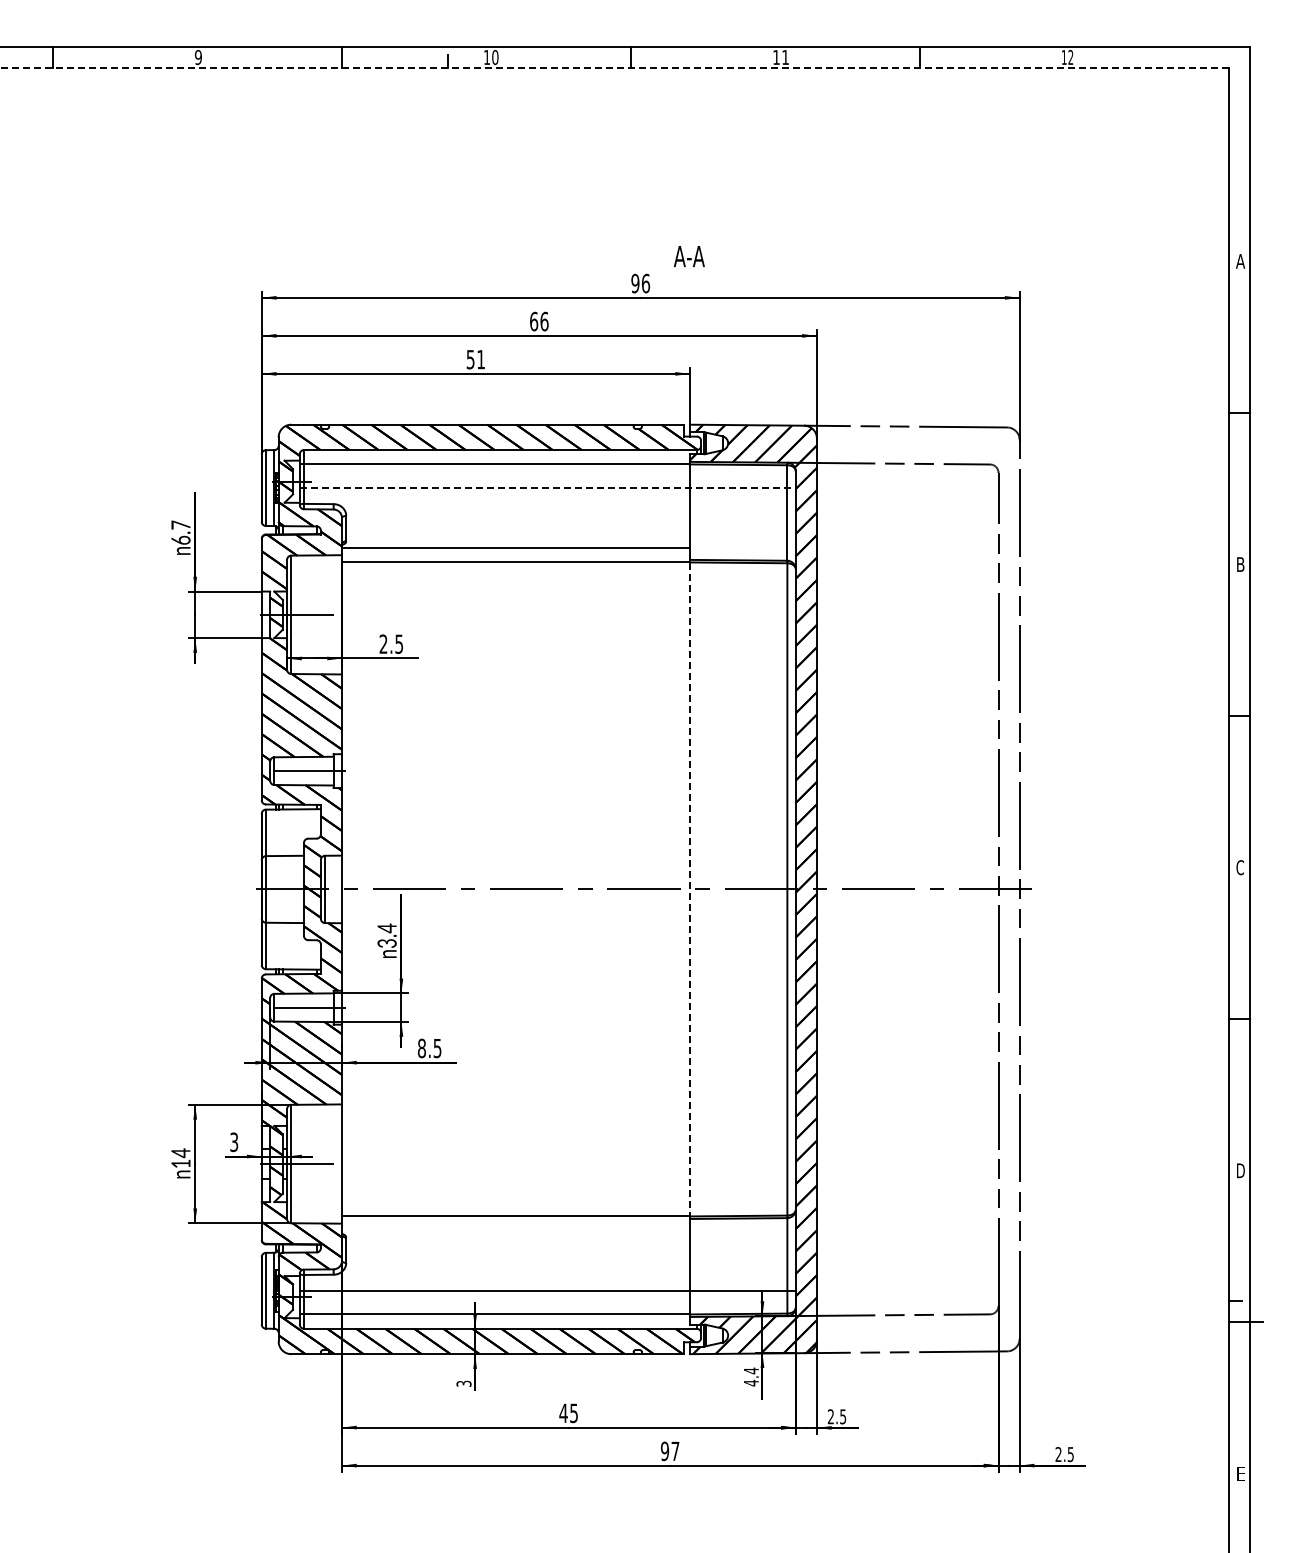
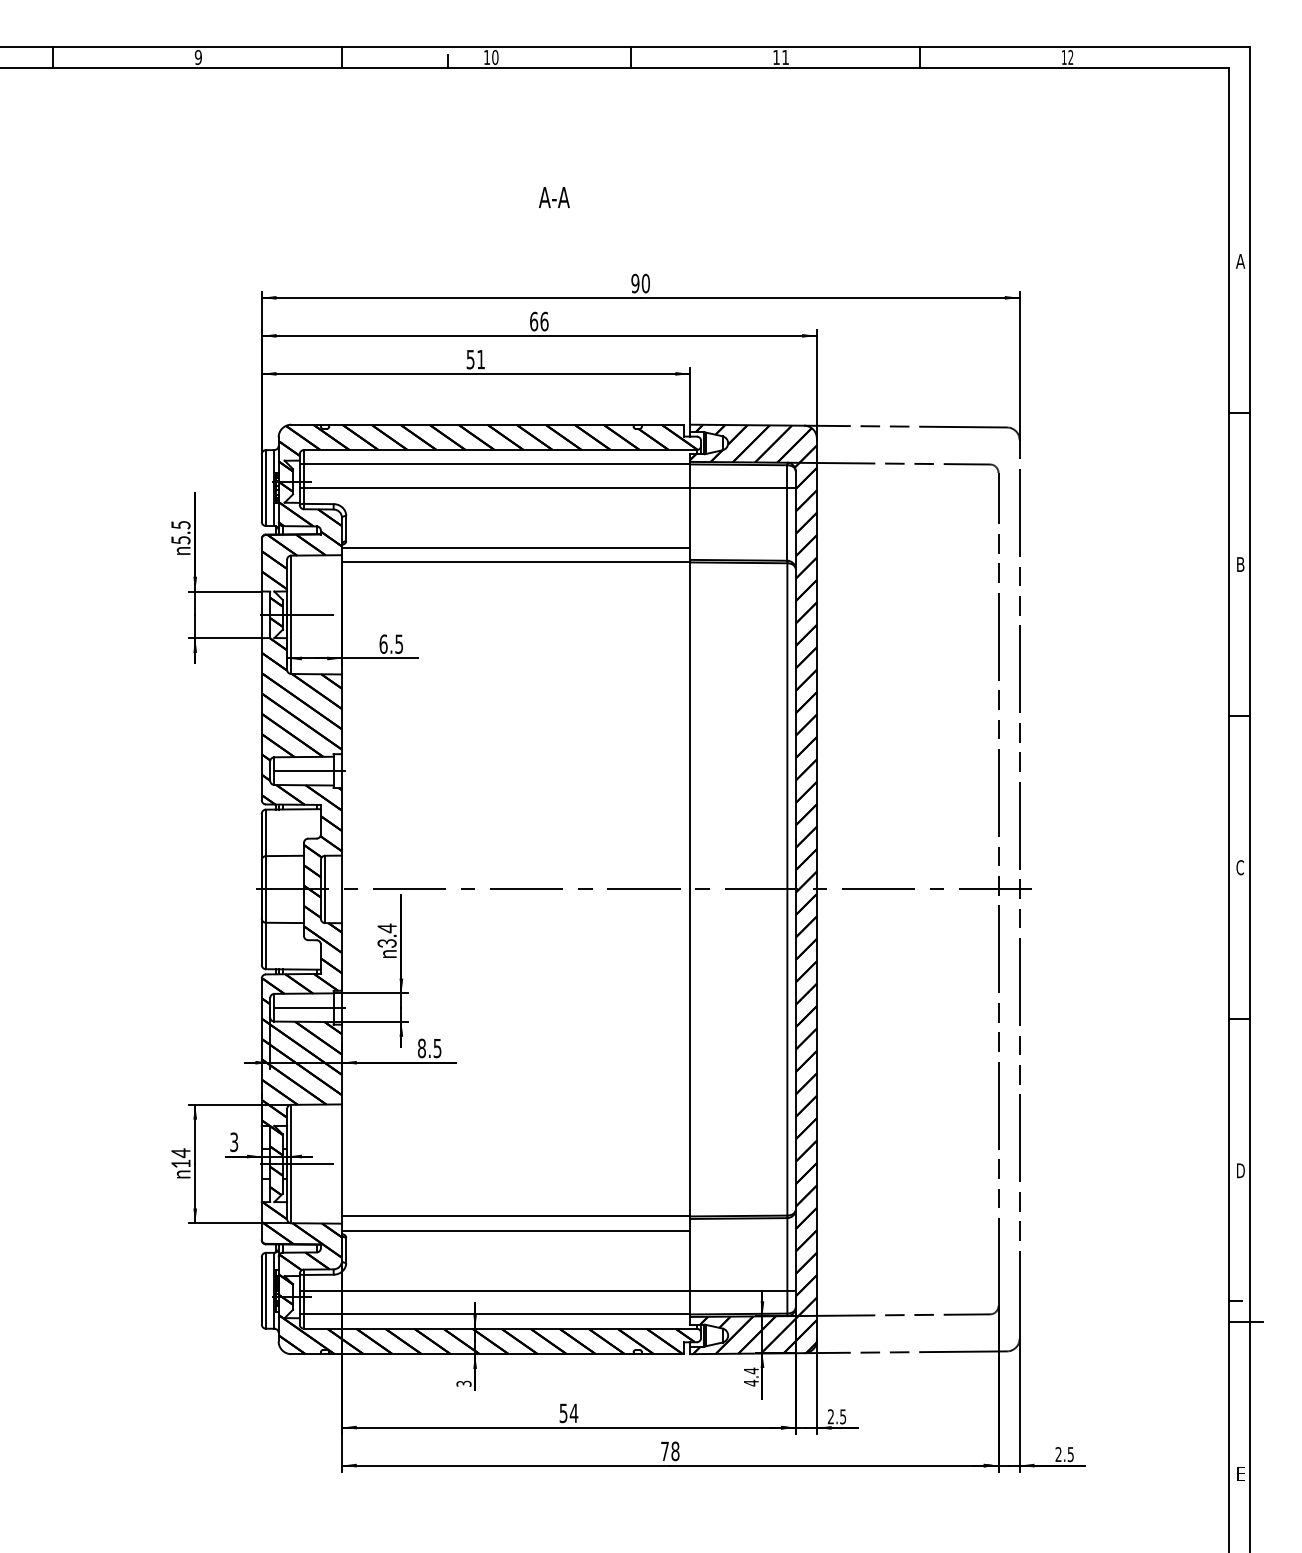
line: dashed -> solid (614, 67)
text position: (689, 256) -> (554, 197) (554, 197)
text: 96 -> 90 (646, 282)
line: dashed -> solid (547, 488)
text: 6.7 -> 5.5 (180, 532)
text: 2.5 -> 6.5 (383, 643)
line: dashed -> solid (690, 889)
line: none -> present (516, 1230)
text: 45 -> 54 (568, 1413)
text: 97 -> 78 (669, 1451)
